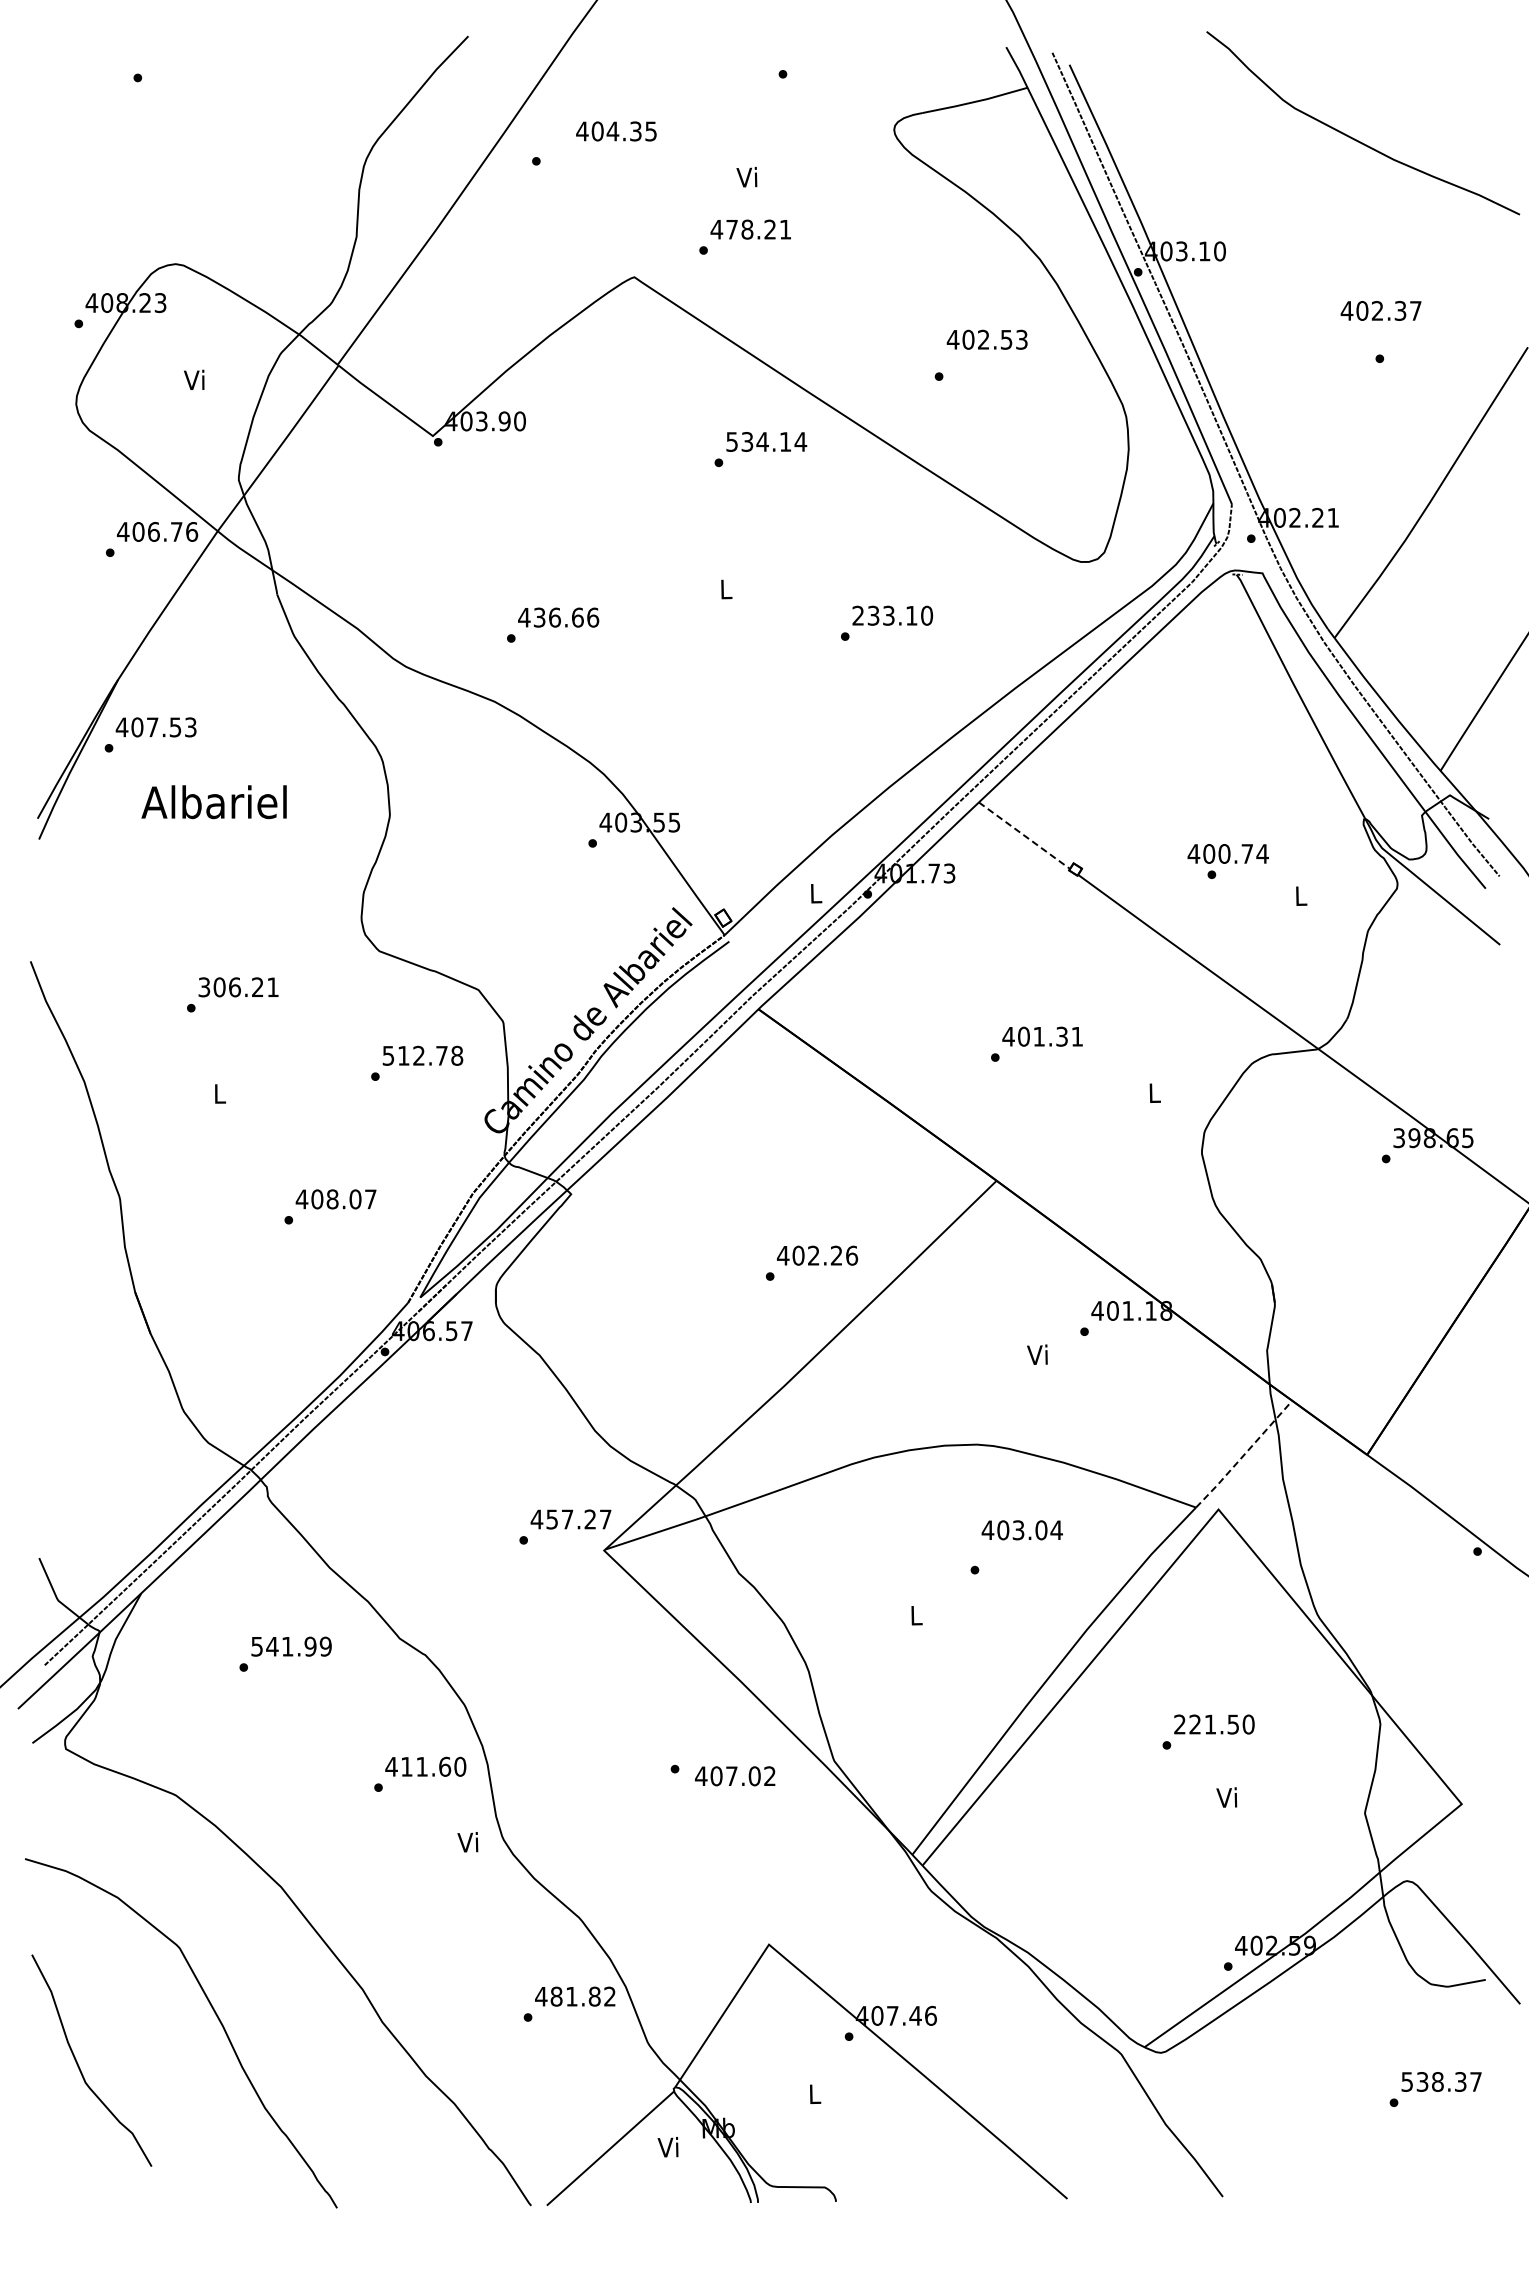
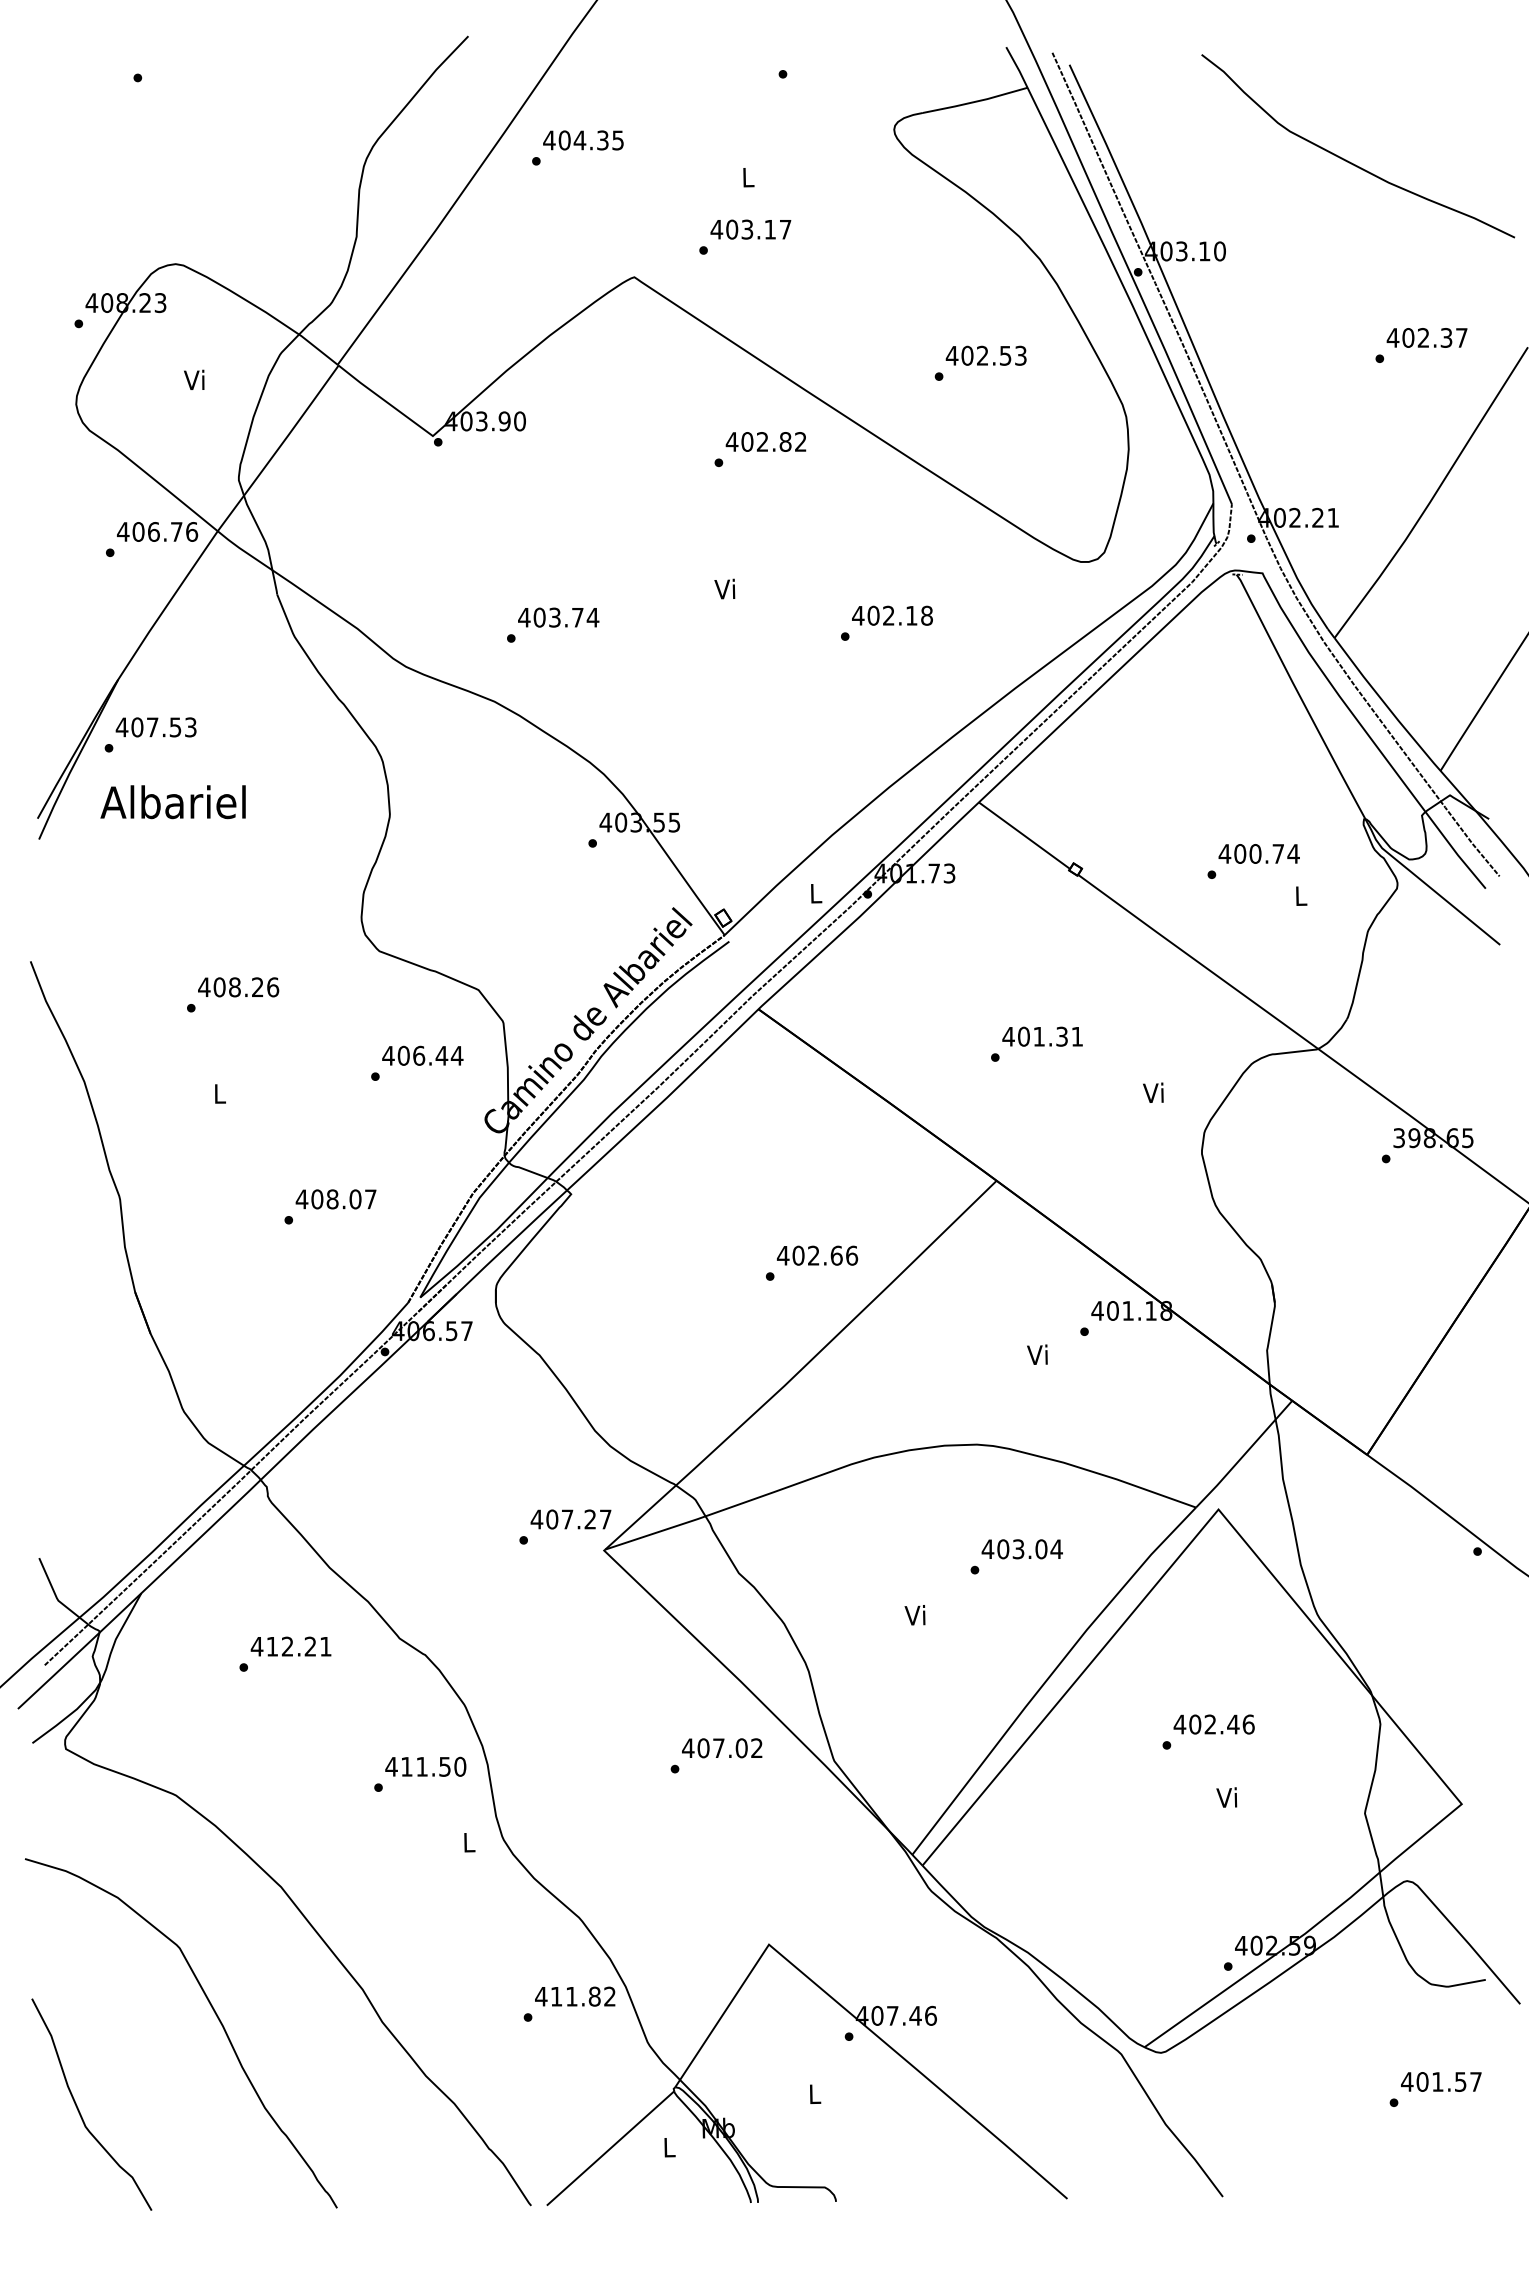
text position: (616, 131) -> (583, 140) (583, 140)
curve position: (1353, 137) -> (1348, 160) (1348, 160)
text: Vi -> L (746, 176)
text: 478.21 -> 403.17 (758, 229)
text position: (1380, 310) -> (1426, 337) (1426, 337)
text position: (986, 339) -> (985, 355) (985, 355)
text: 534.14 -> 402.82 (766, 441)
text: L -> Vi (724, 588)
text: 233.10 -> 402.18 (892, 615)
text: 436.66 -> 403.74 (566, 617)
text position: (213, 802) -> (172, 802) (172, 802)
line: dashed -> solid (1025, 836)
text position: (1227, 853) -> (1258, 853) (1258, 853)
text: 306.21 -> 408.26 (238, 987)
text: 512.78 -> 406.44 (422, 1055)
text: L -> Vi (1153, 1092)
text: 402.26 -> 402.66 (836, 1255)
line: dashed -> solid (1244, 1454)
text: 457.27 -> 407.27 (552, 1519)
text position: (1021, 1530) -> (1021, 1549) (1021, 1549)
text: L -> Vi (914, 1615)
text: 541.99 -> 412.21 (290, 1646)
text: 221.50 -> 402.46 (1213, 1724)
text: 411.60 -> 411.50 (445, 1766)
text position: (735, 1776) -> (722, 1748) (722, 1748)
text: Vi -> L (467, 1842)
text: 481.82 -> 411.82 (556, 1996)
curve position: (79, 2065) -> (79, 2109) (79, 2109)
text: 538.37 -> 401.57 (1433, 2081)
text: Vi -> L (667, 2147)
